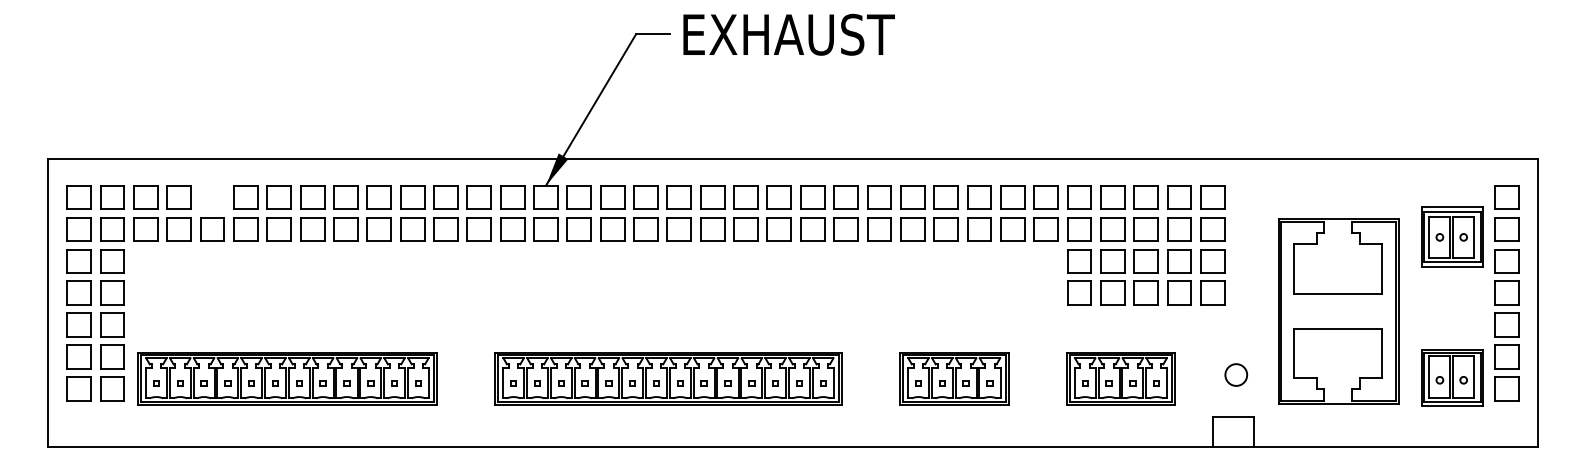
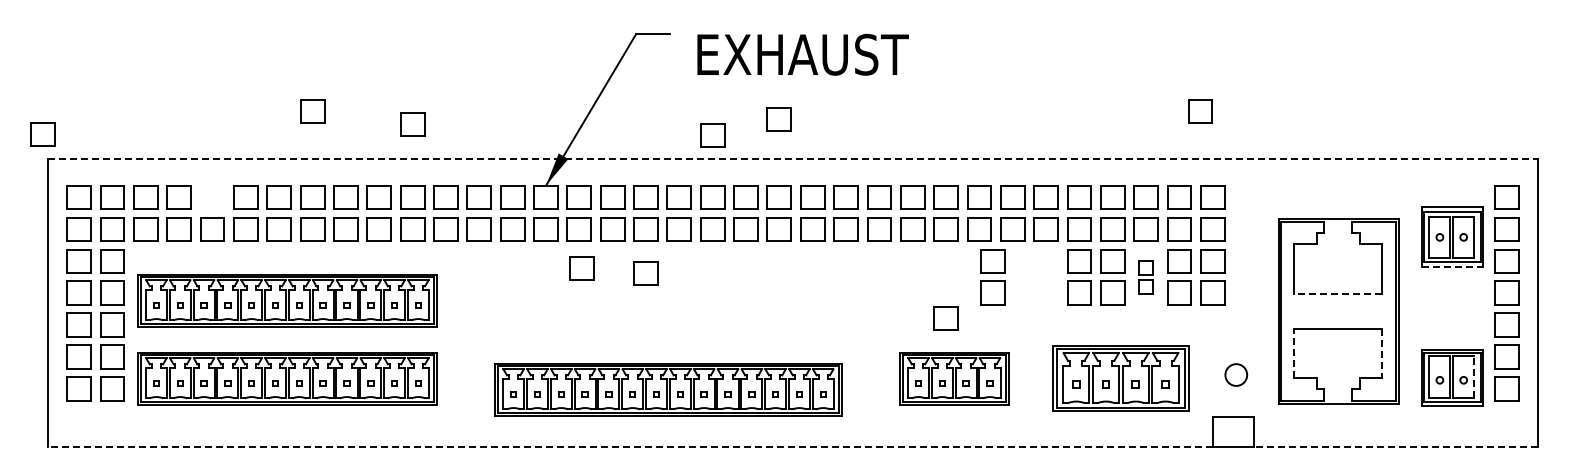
text position: (788, 34) -> (802, 54) (802, 54)
part: none -> present (312, 111)
part: none -> present (1200, 111)
part: none -> present (778, 119)
part: none -> present (412, 124)
part: none -> present (42, 134)
part: none -> present (712, 135)
line: solid -> dashed (793, 158)
line: solid -> dashed (1452, 266)
part: none -> present (581, 268)
part: none -> present (645, 273)
part: none -> present (992, 277)
part size: 26x57 px -> 16x35 px (1145, 277)
line: solid -> dashed (1338, 293)
part: none -> present (287, 300)
part: none -> present (945, 318)
line: solid -> dashed (1294, 353)
line: solid -> dashed (1382, 353)
line: solid -> dashed (1474, 376)
part position: (668, 378) -> (668, 389) (668, 389)
part size: 110x54 px -> 138x67 px (1120, 378)
line: solid -> dashed (630, 447)
line: solid -> dashed (1395, 447)
